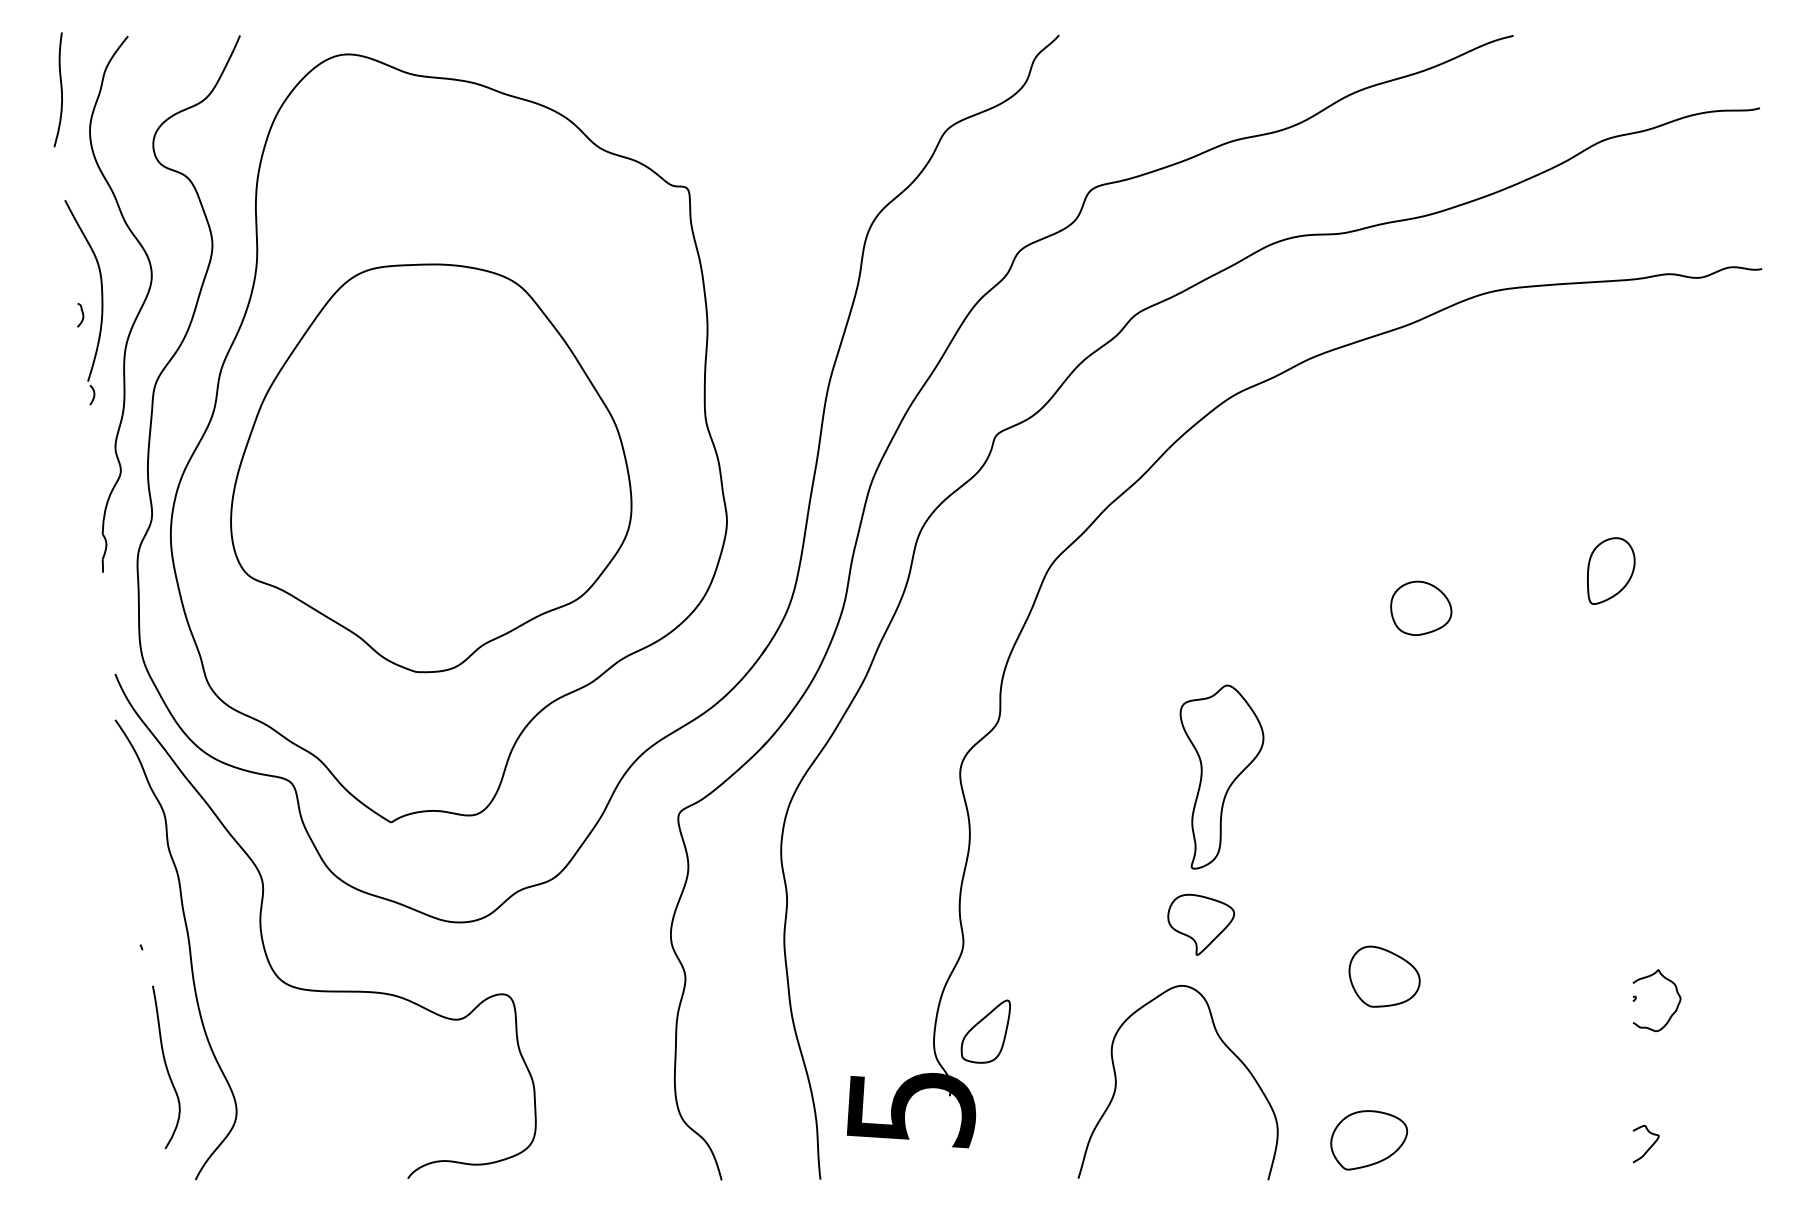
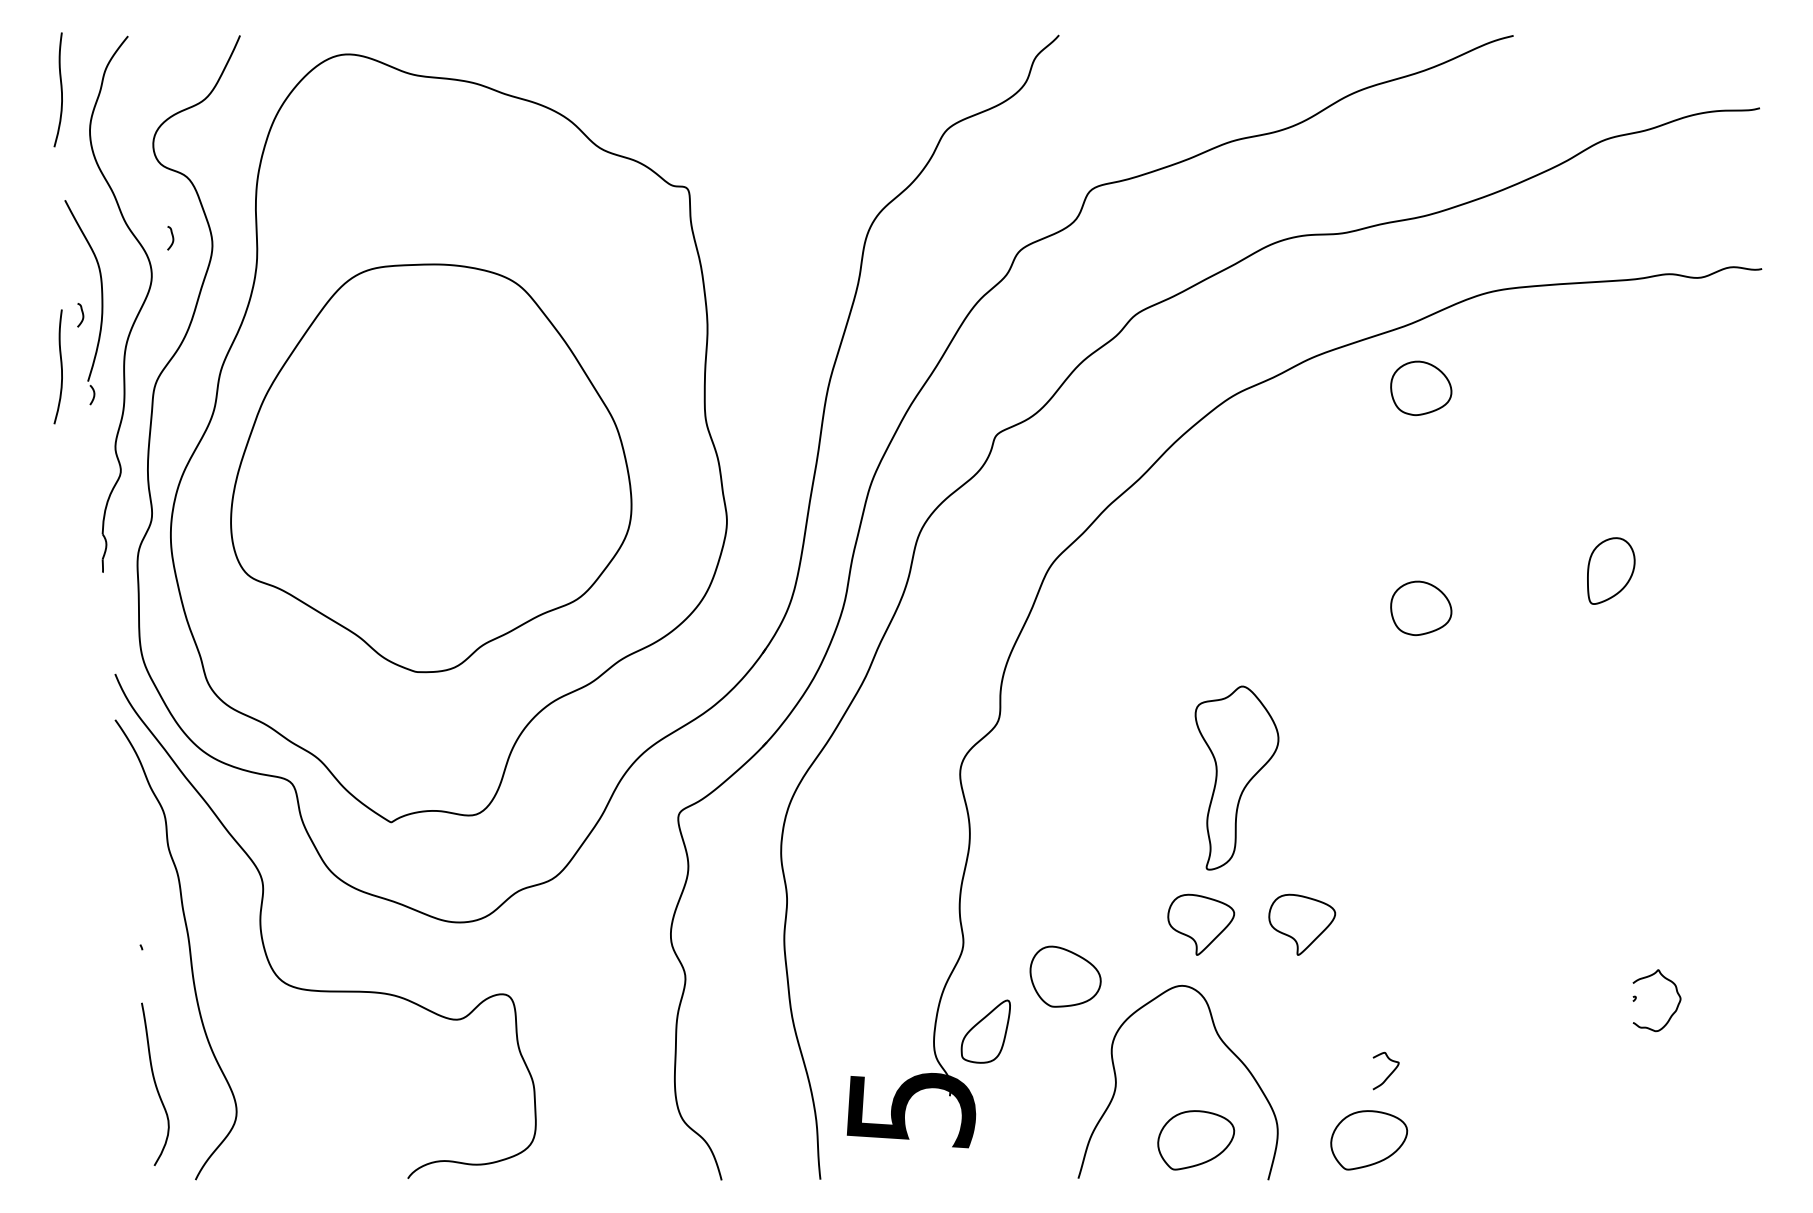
curve: none -> present (172, 238)
curve: none -> present (60, 366)
part: none -> present (1421, 388)
part position: (1221, 776) -> (1236, 777) (1236, 777)
part: none -> present (1302, 924)
part position: (1384, 976) -> (1065, 976) (1065, 976)
curve position: (166, 1066) -> (155, 1083) (155, 1083)
part: none -> present (1196, 1140)
curve position: (1649, 1147) -> (1389, 1074) (1389, 1074)
